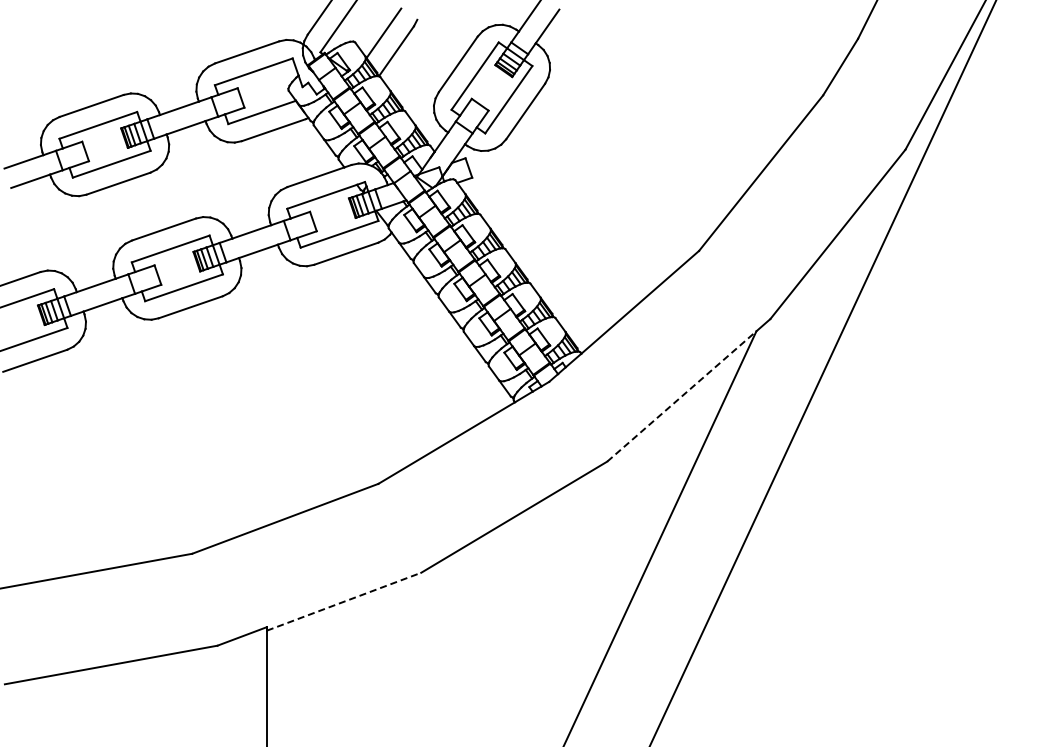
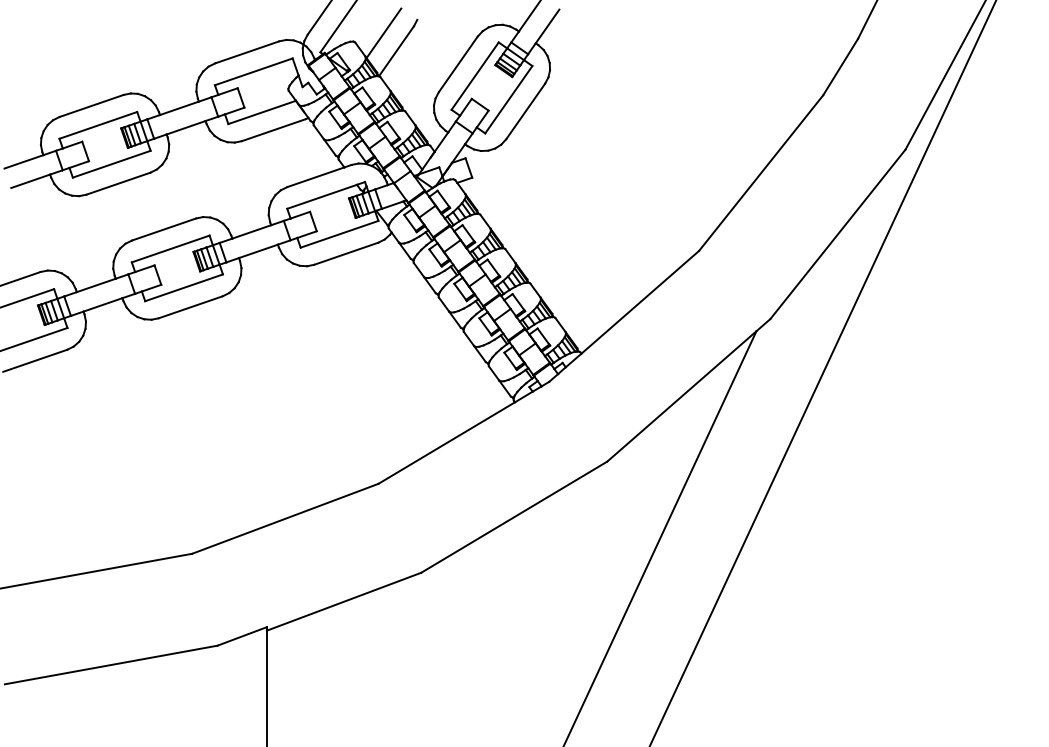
line: dashed -> solid (682, 396)
line: dashed -> solid (344, 601)
